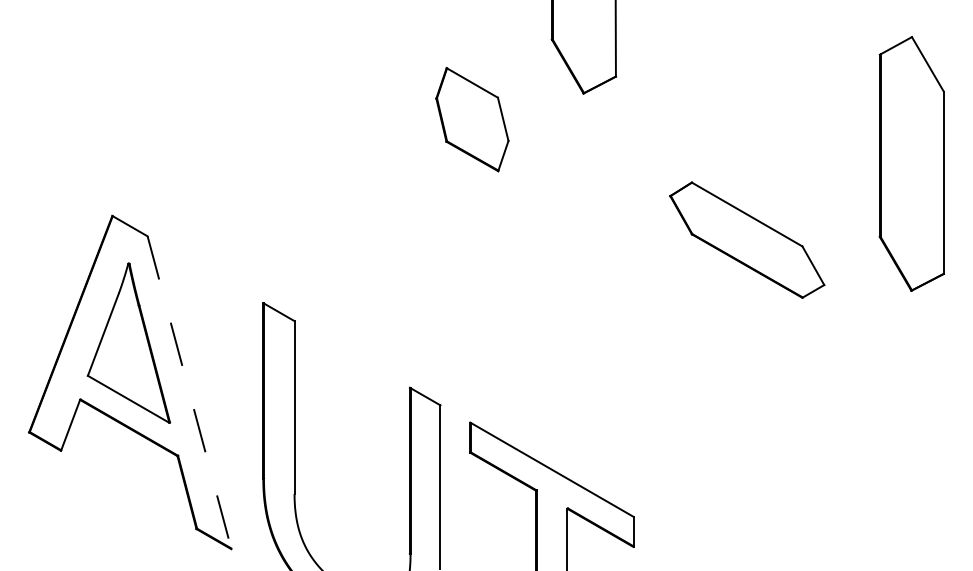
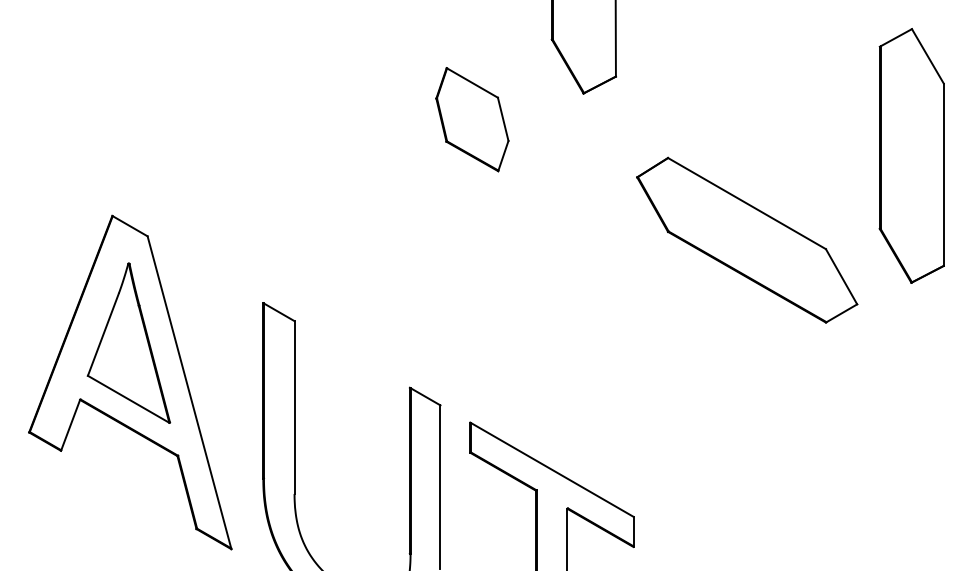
part position: (911, 163) -> (911, 155) (911, 155)
part size: 157x118 px -> 223x168 px (747, 239)
line: dashed -> solid (189, 392)
